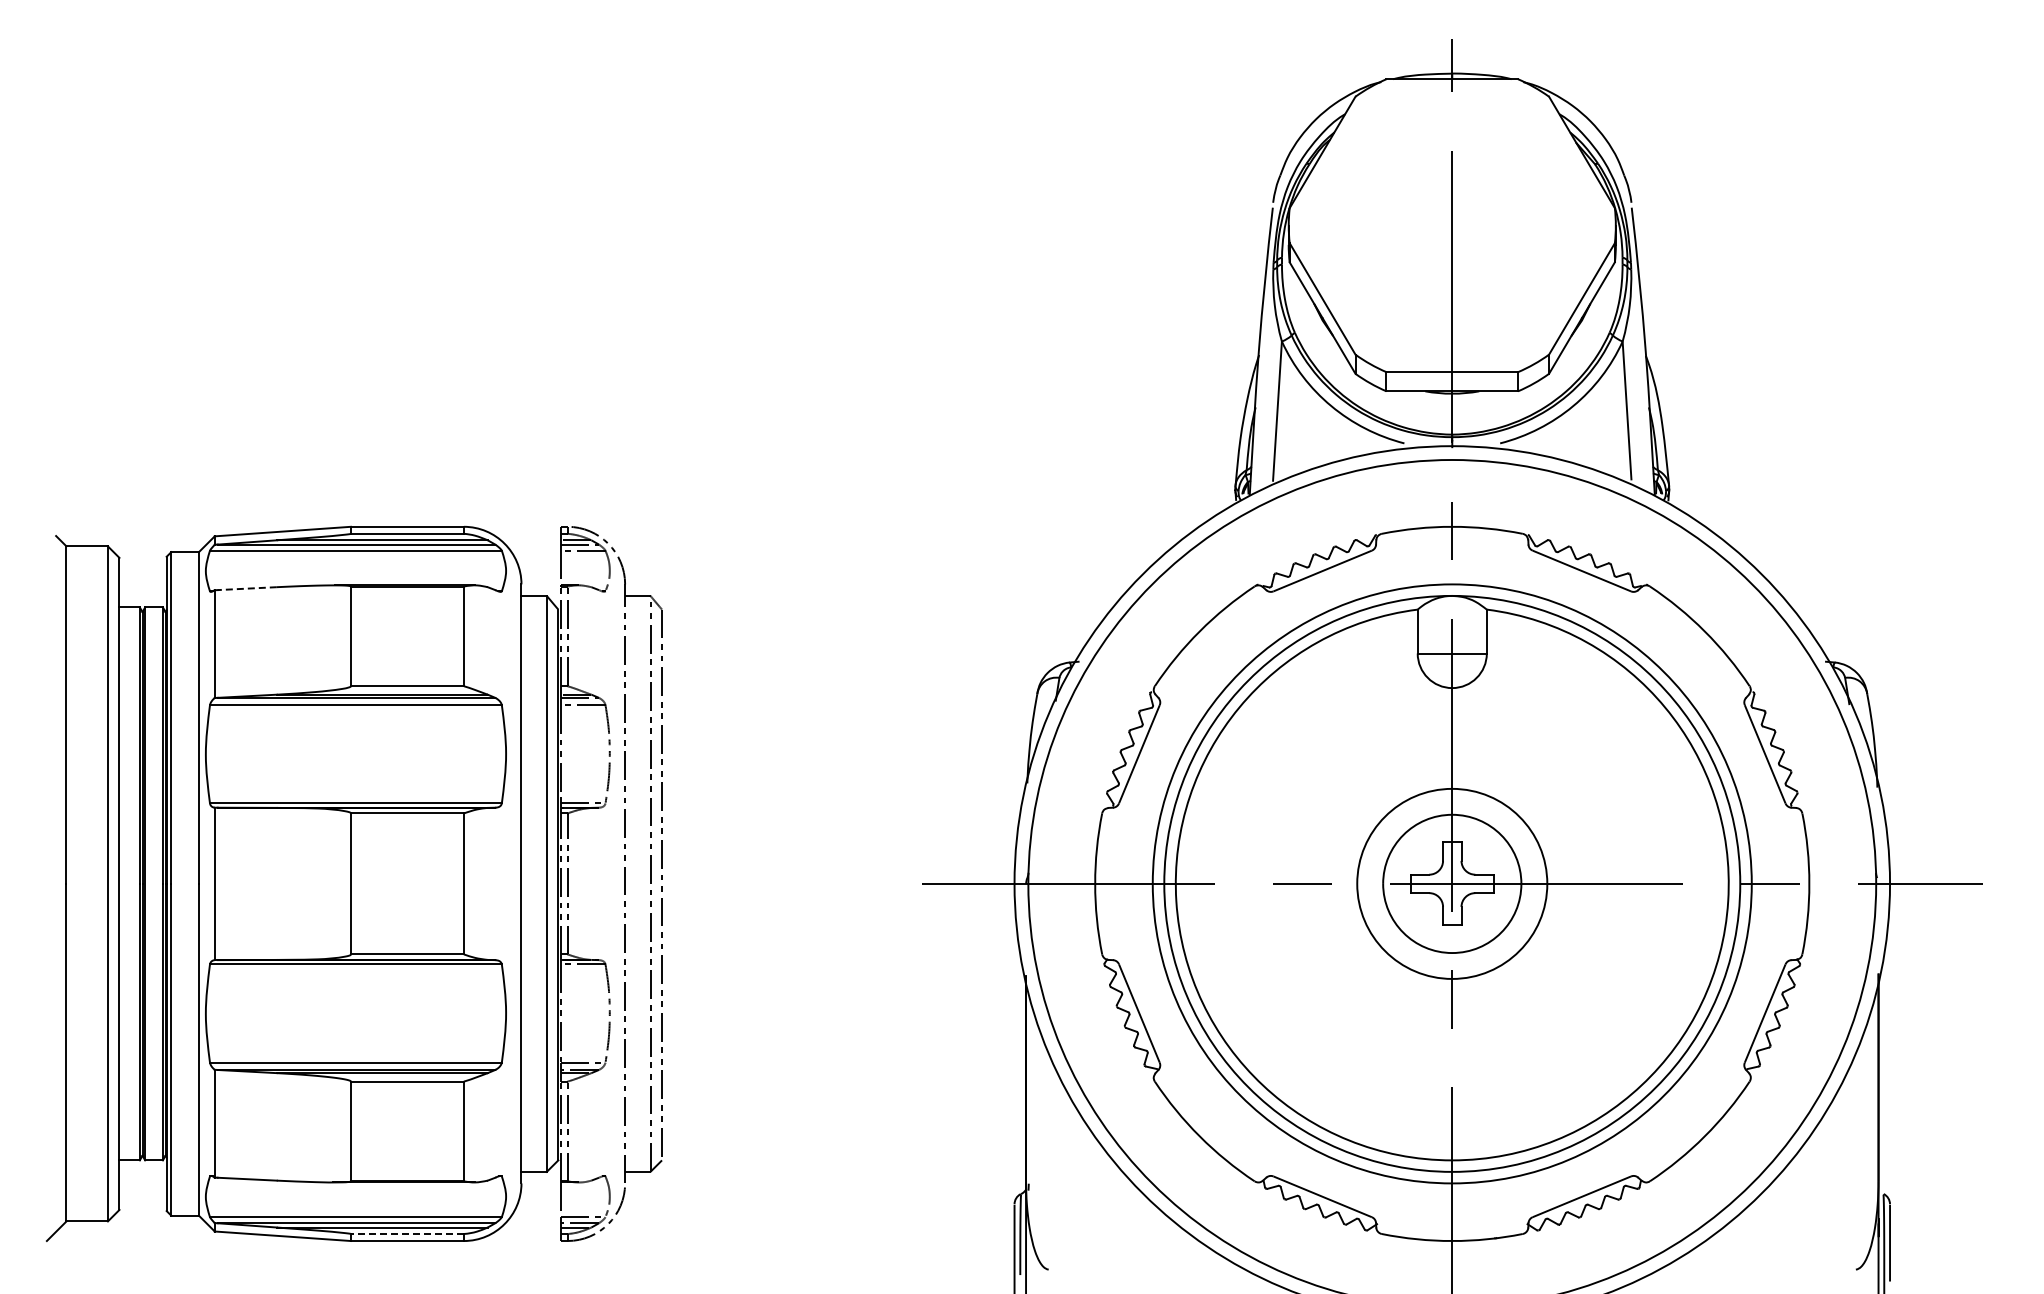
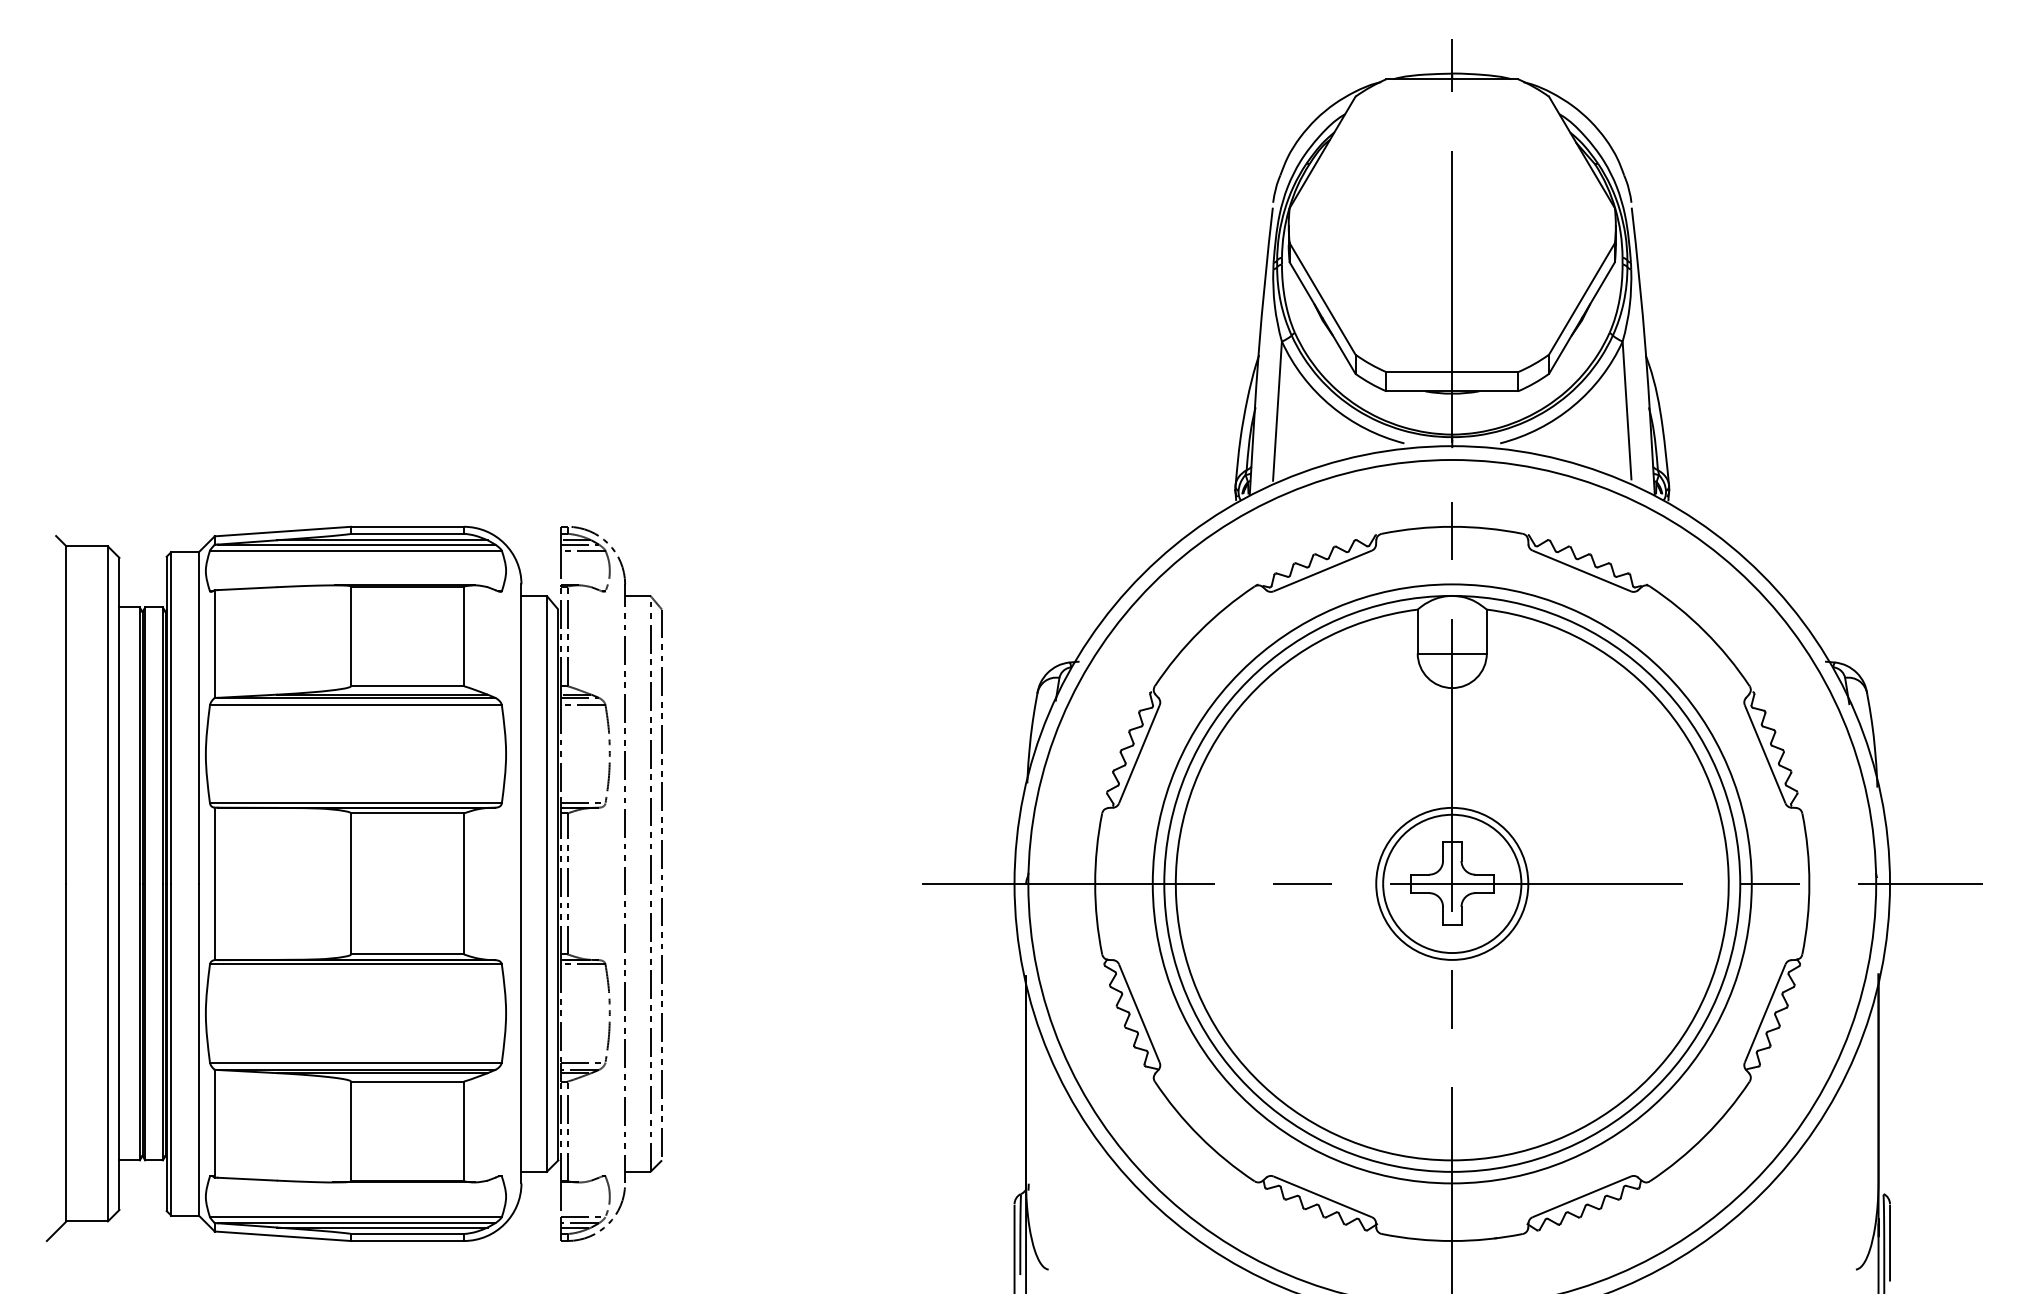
line: dashed -> solid (247, 588)
circle diameter: 190 px -> 152 px (1452, 883)
line: dashed -> solid (406, 1233)
